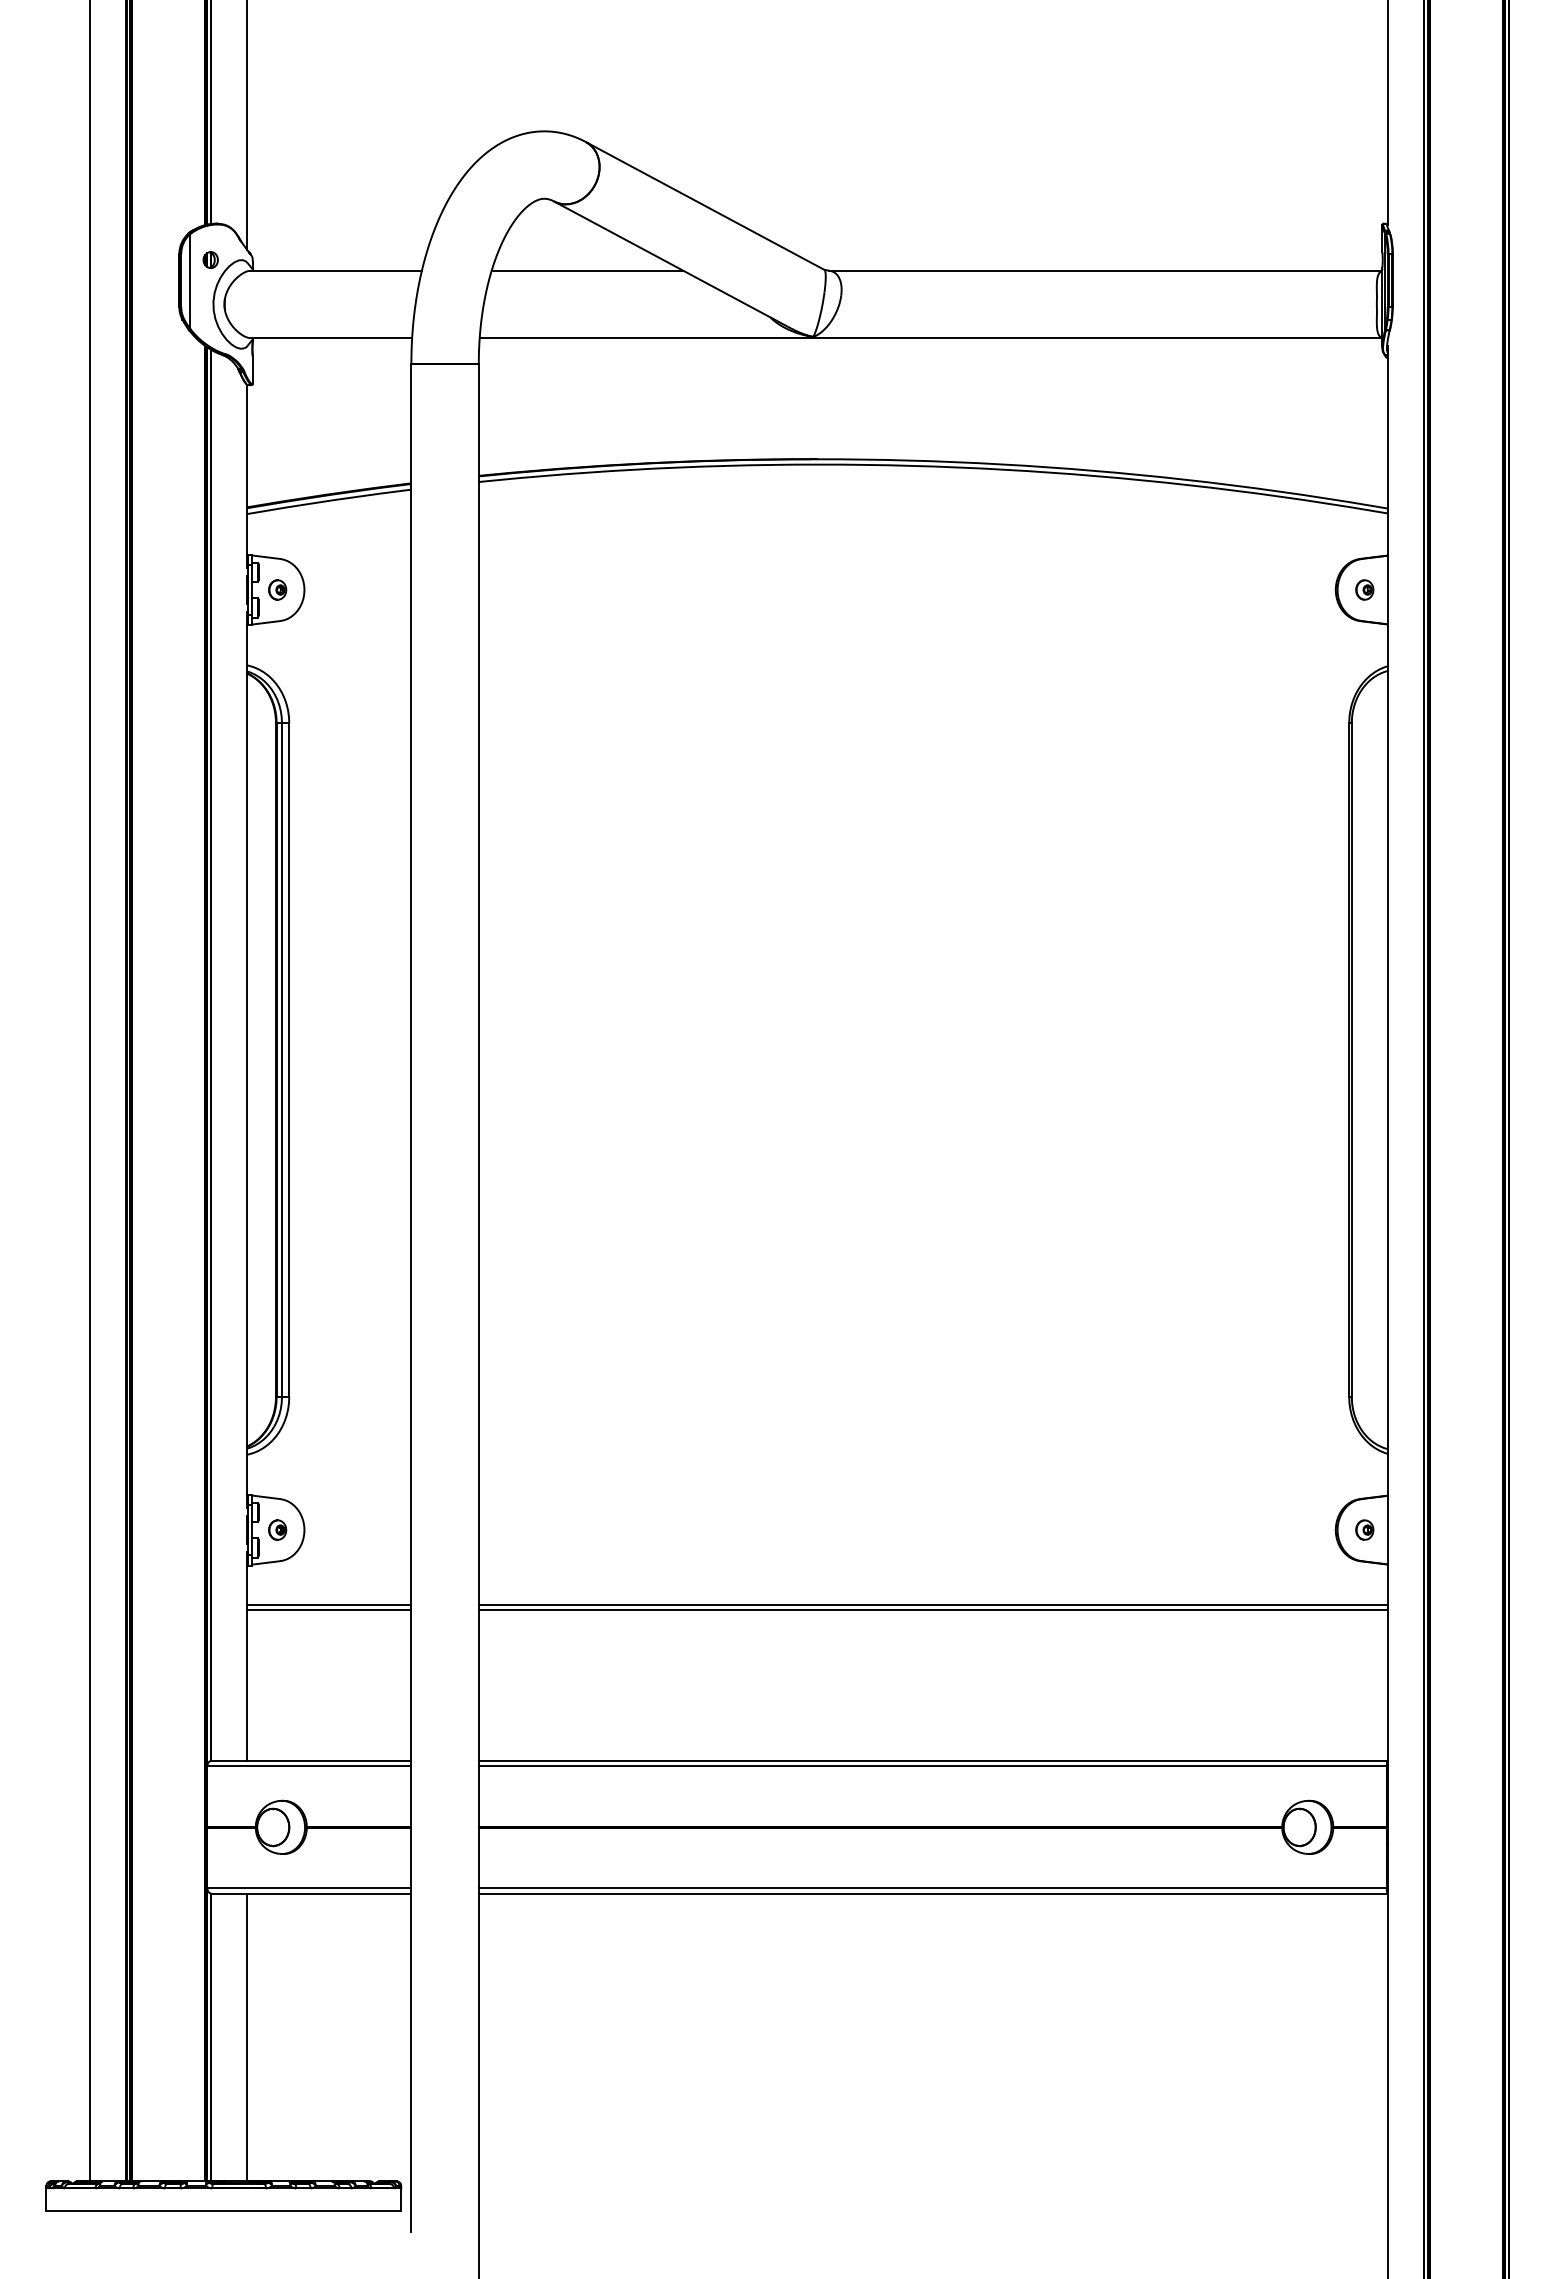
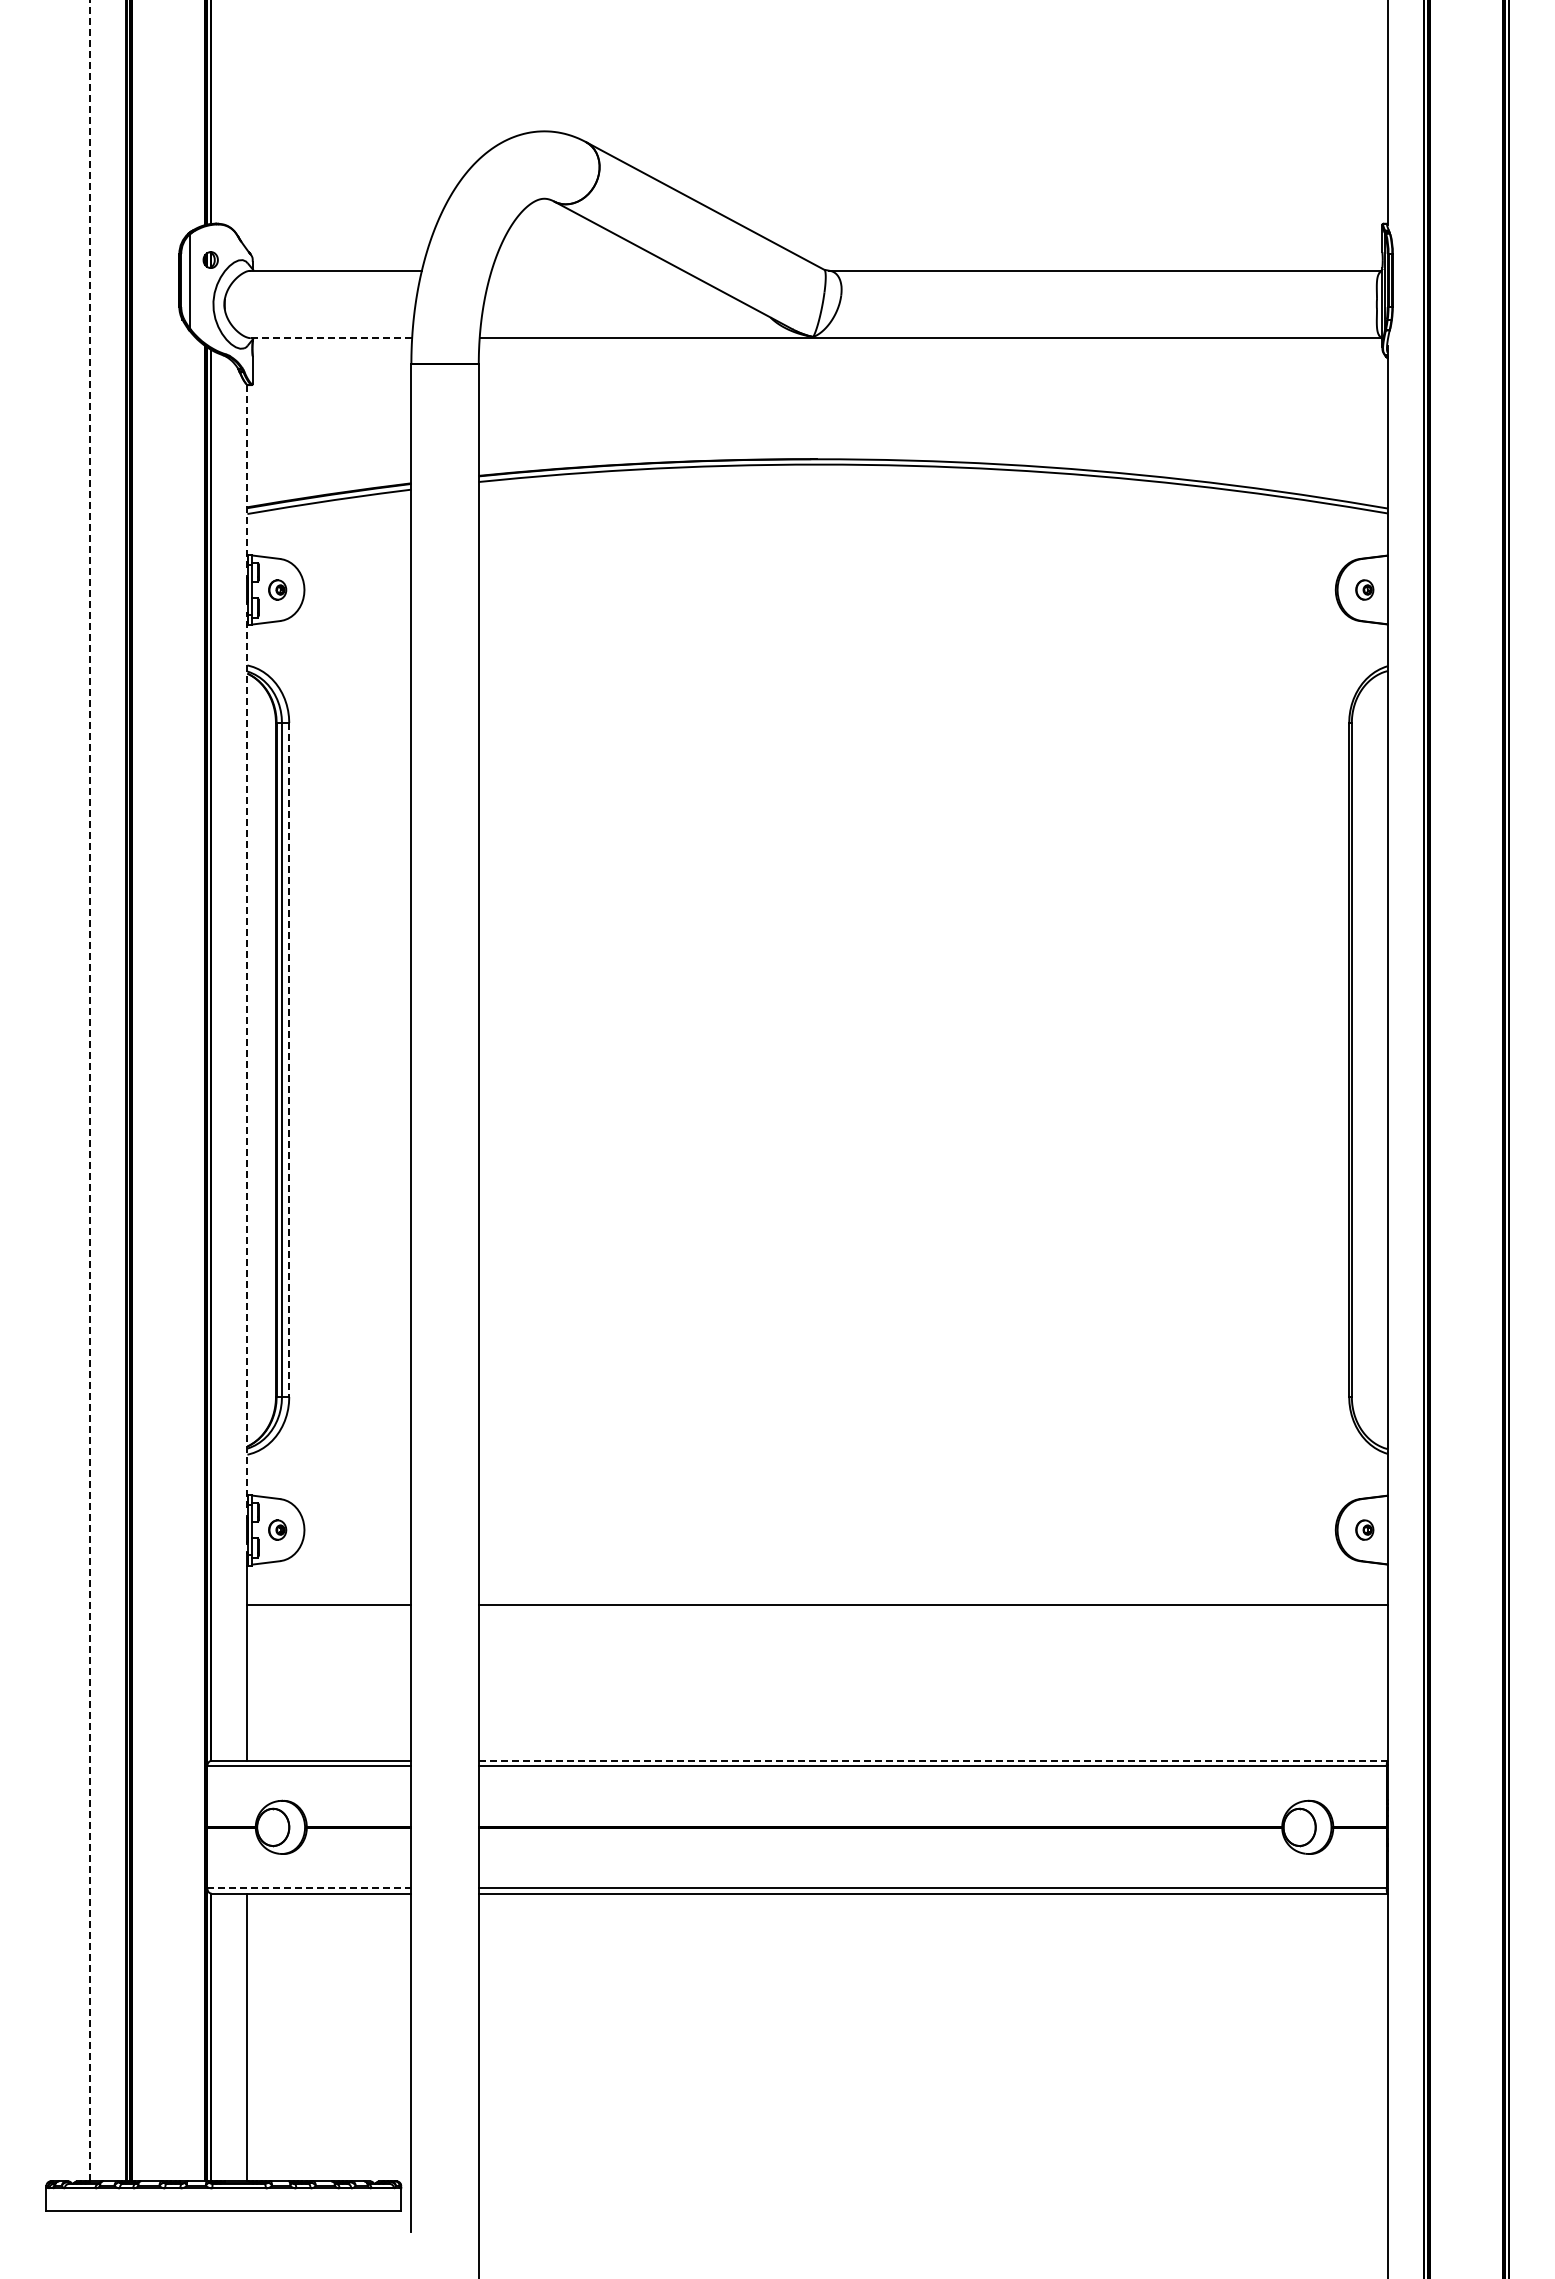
line: present -> none (247, 126)
line: present -> none (587, 270)
line: solid -> dashed (331, 338)
line: solid -> dashed (247, 476)
line: solid -> dashed (247, 1059)
line: solid -> dashed (289, 1060)
line: solid -> dashed (89, 1090)
line: present -> none (329, 1609)
line: present -> none (932, 1609)
line: solid -> dashed (933, 1760)
line: solid -> dashed (309, 1888)
